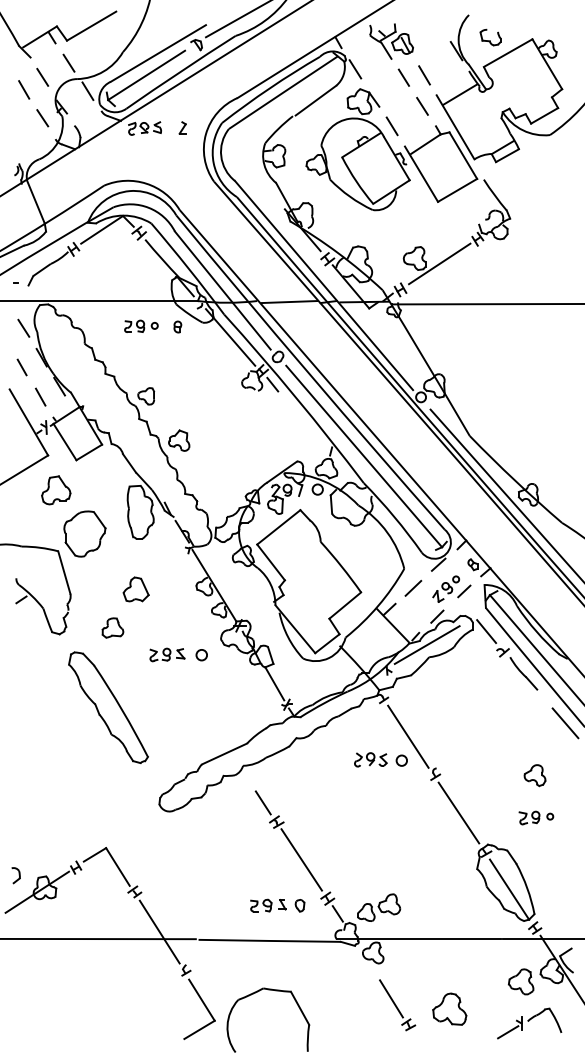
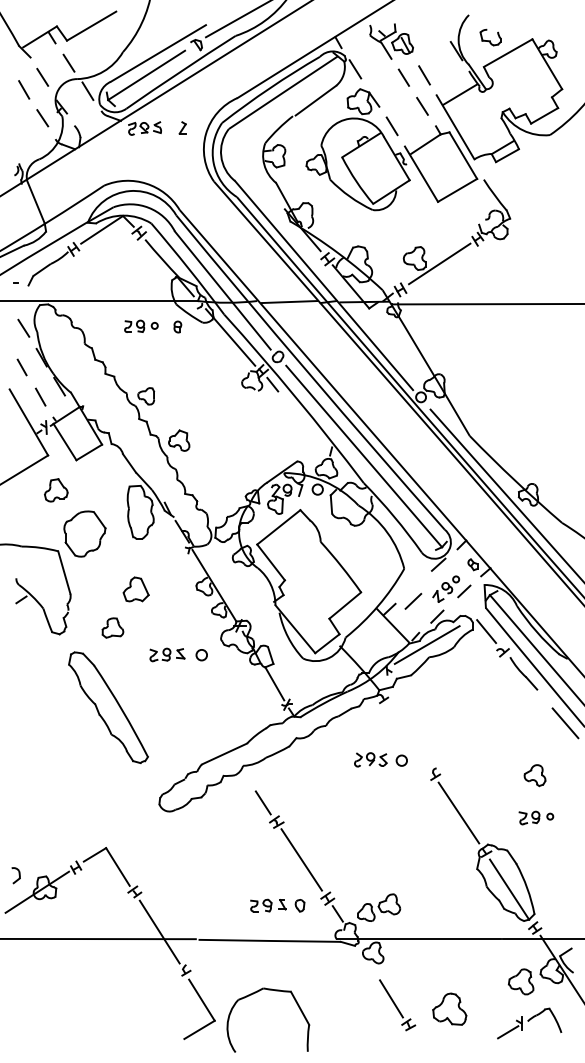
part size: 31x31 px -> 25x25 px (56, 490)
line position: (413, 587) -> (413, 600) (413, 600)
line: present -> none (408, 736)
